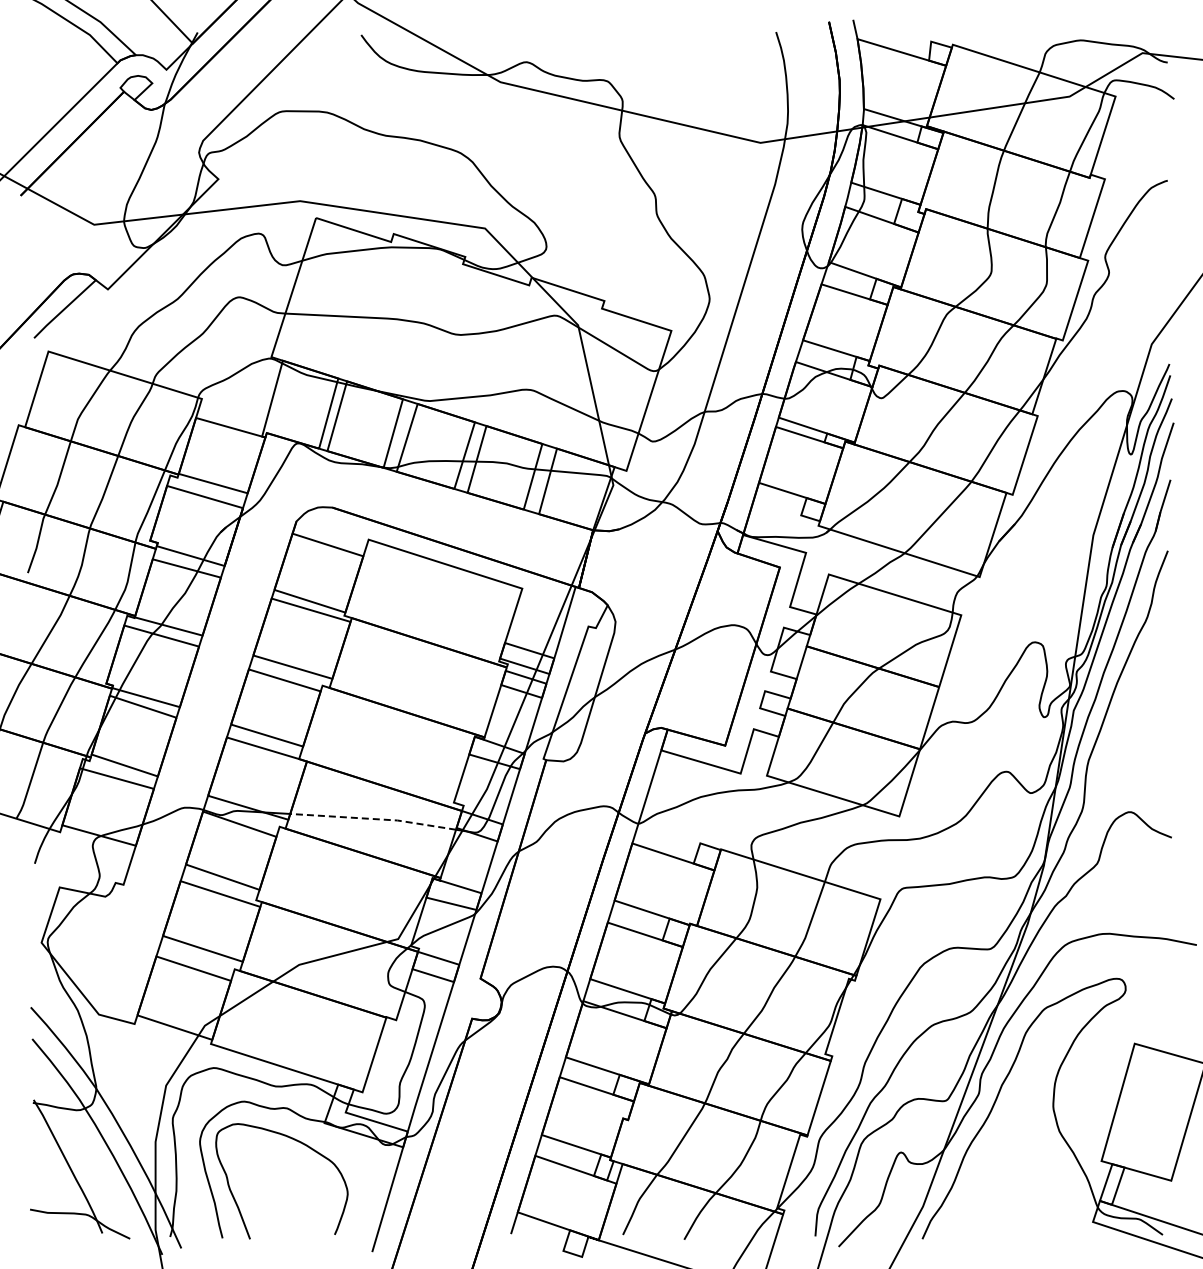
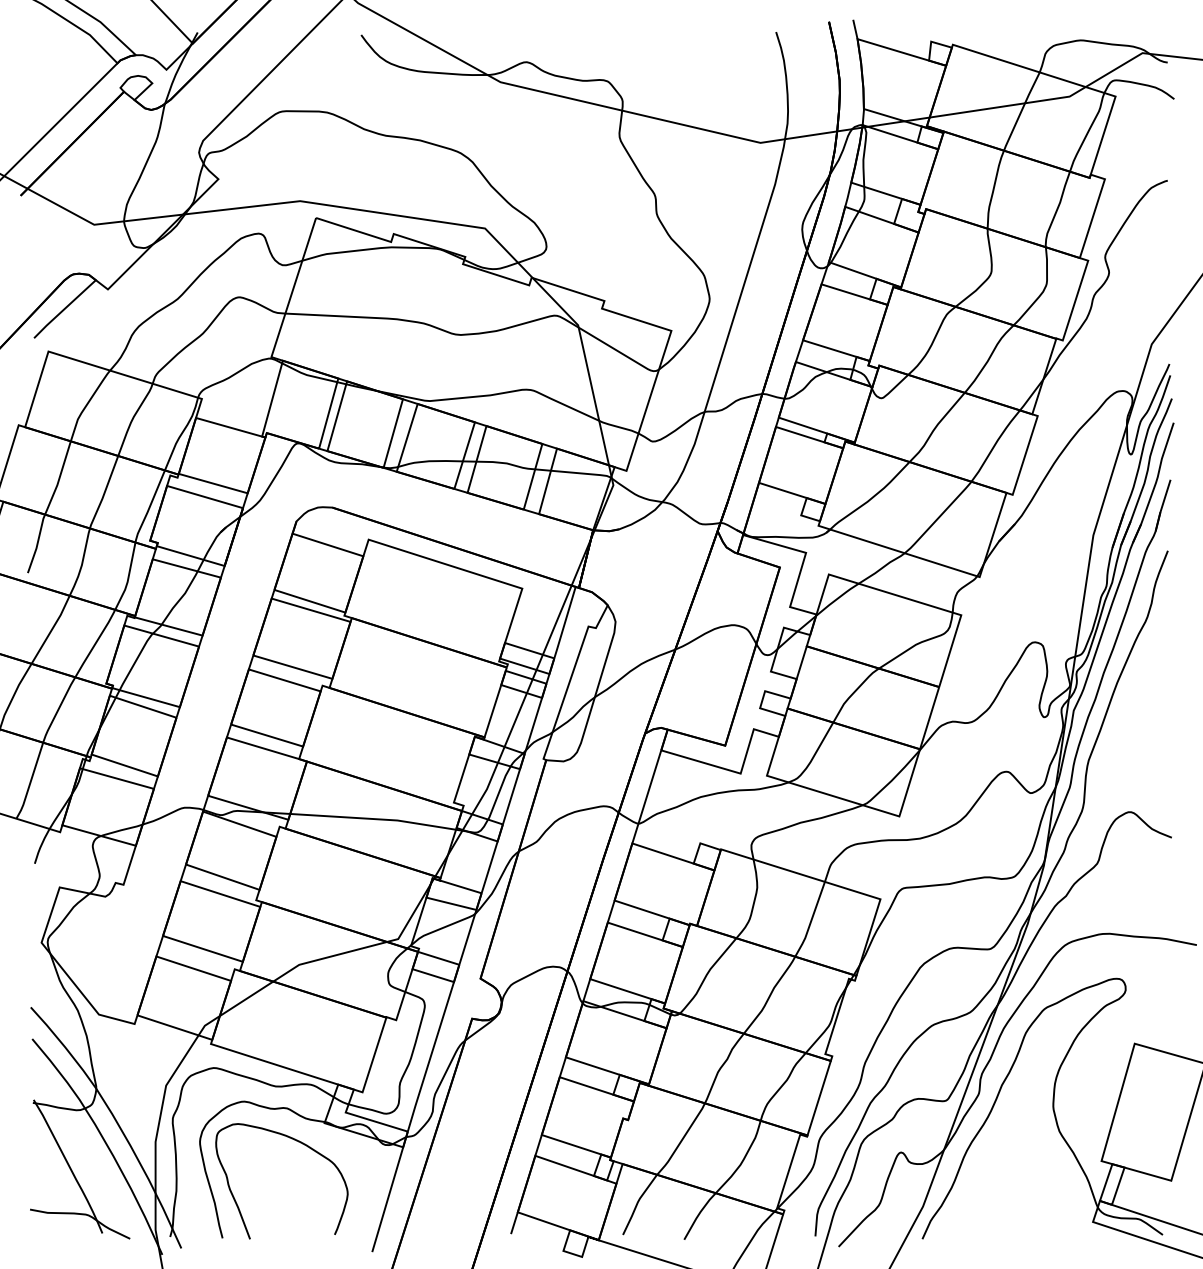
line: dashed -> solid (373, 819)
